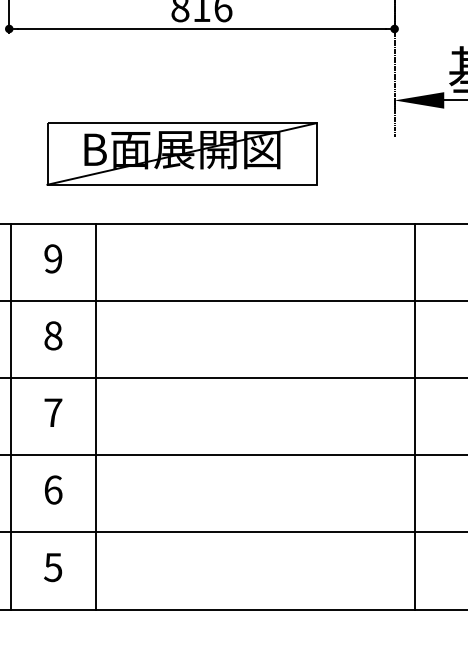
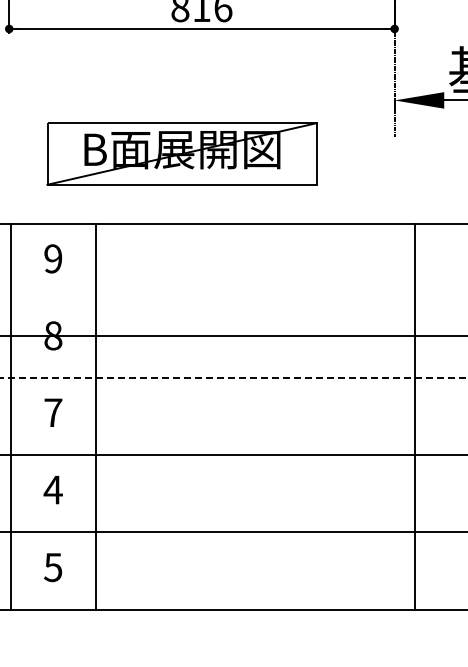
line position: (233, 301) -> (233, 336) (233, 336)
line: solid -> dashed (234, 378)
text: 6 -> 4 (52, 489)
